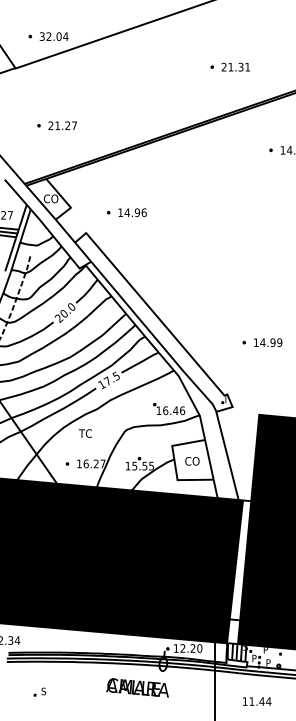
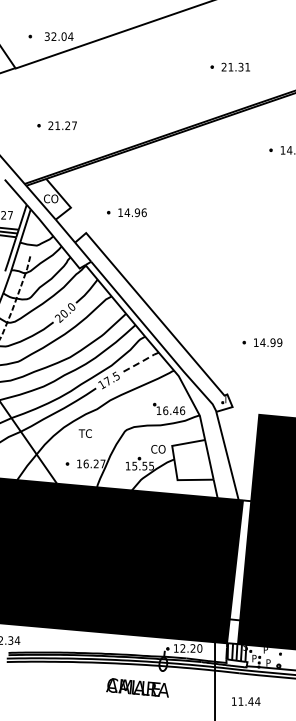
text position: (53, 36) -> (58, 36) (58, 36)
line: solid -> dashed (140, 362)
text position: (192, 461) -> (158, 449) (158, 449)
part: present -> none (39, 691)
text position: (257, 701) -> (246, 701) (246, 701)
